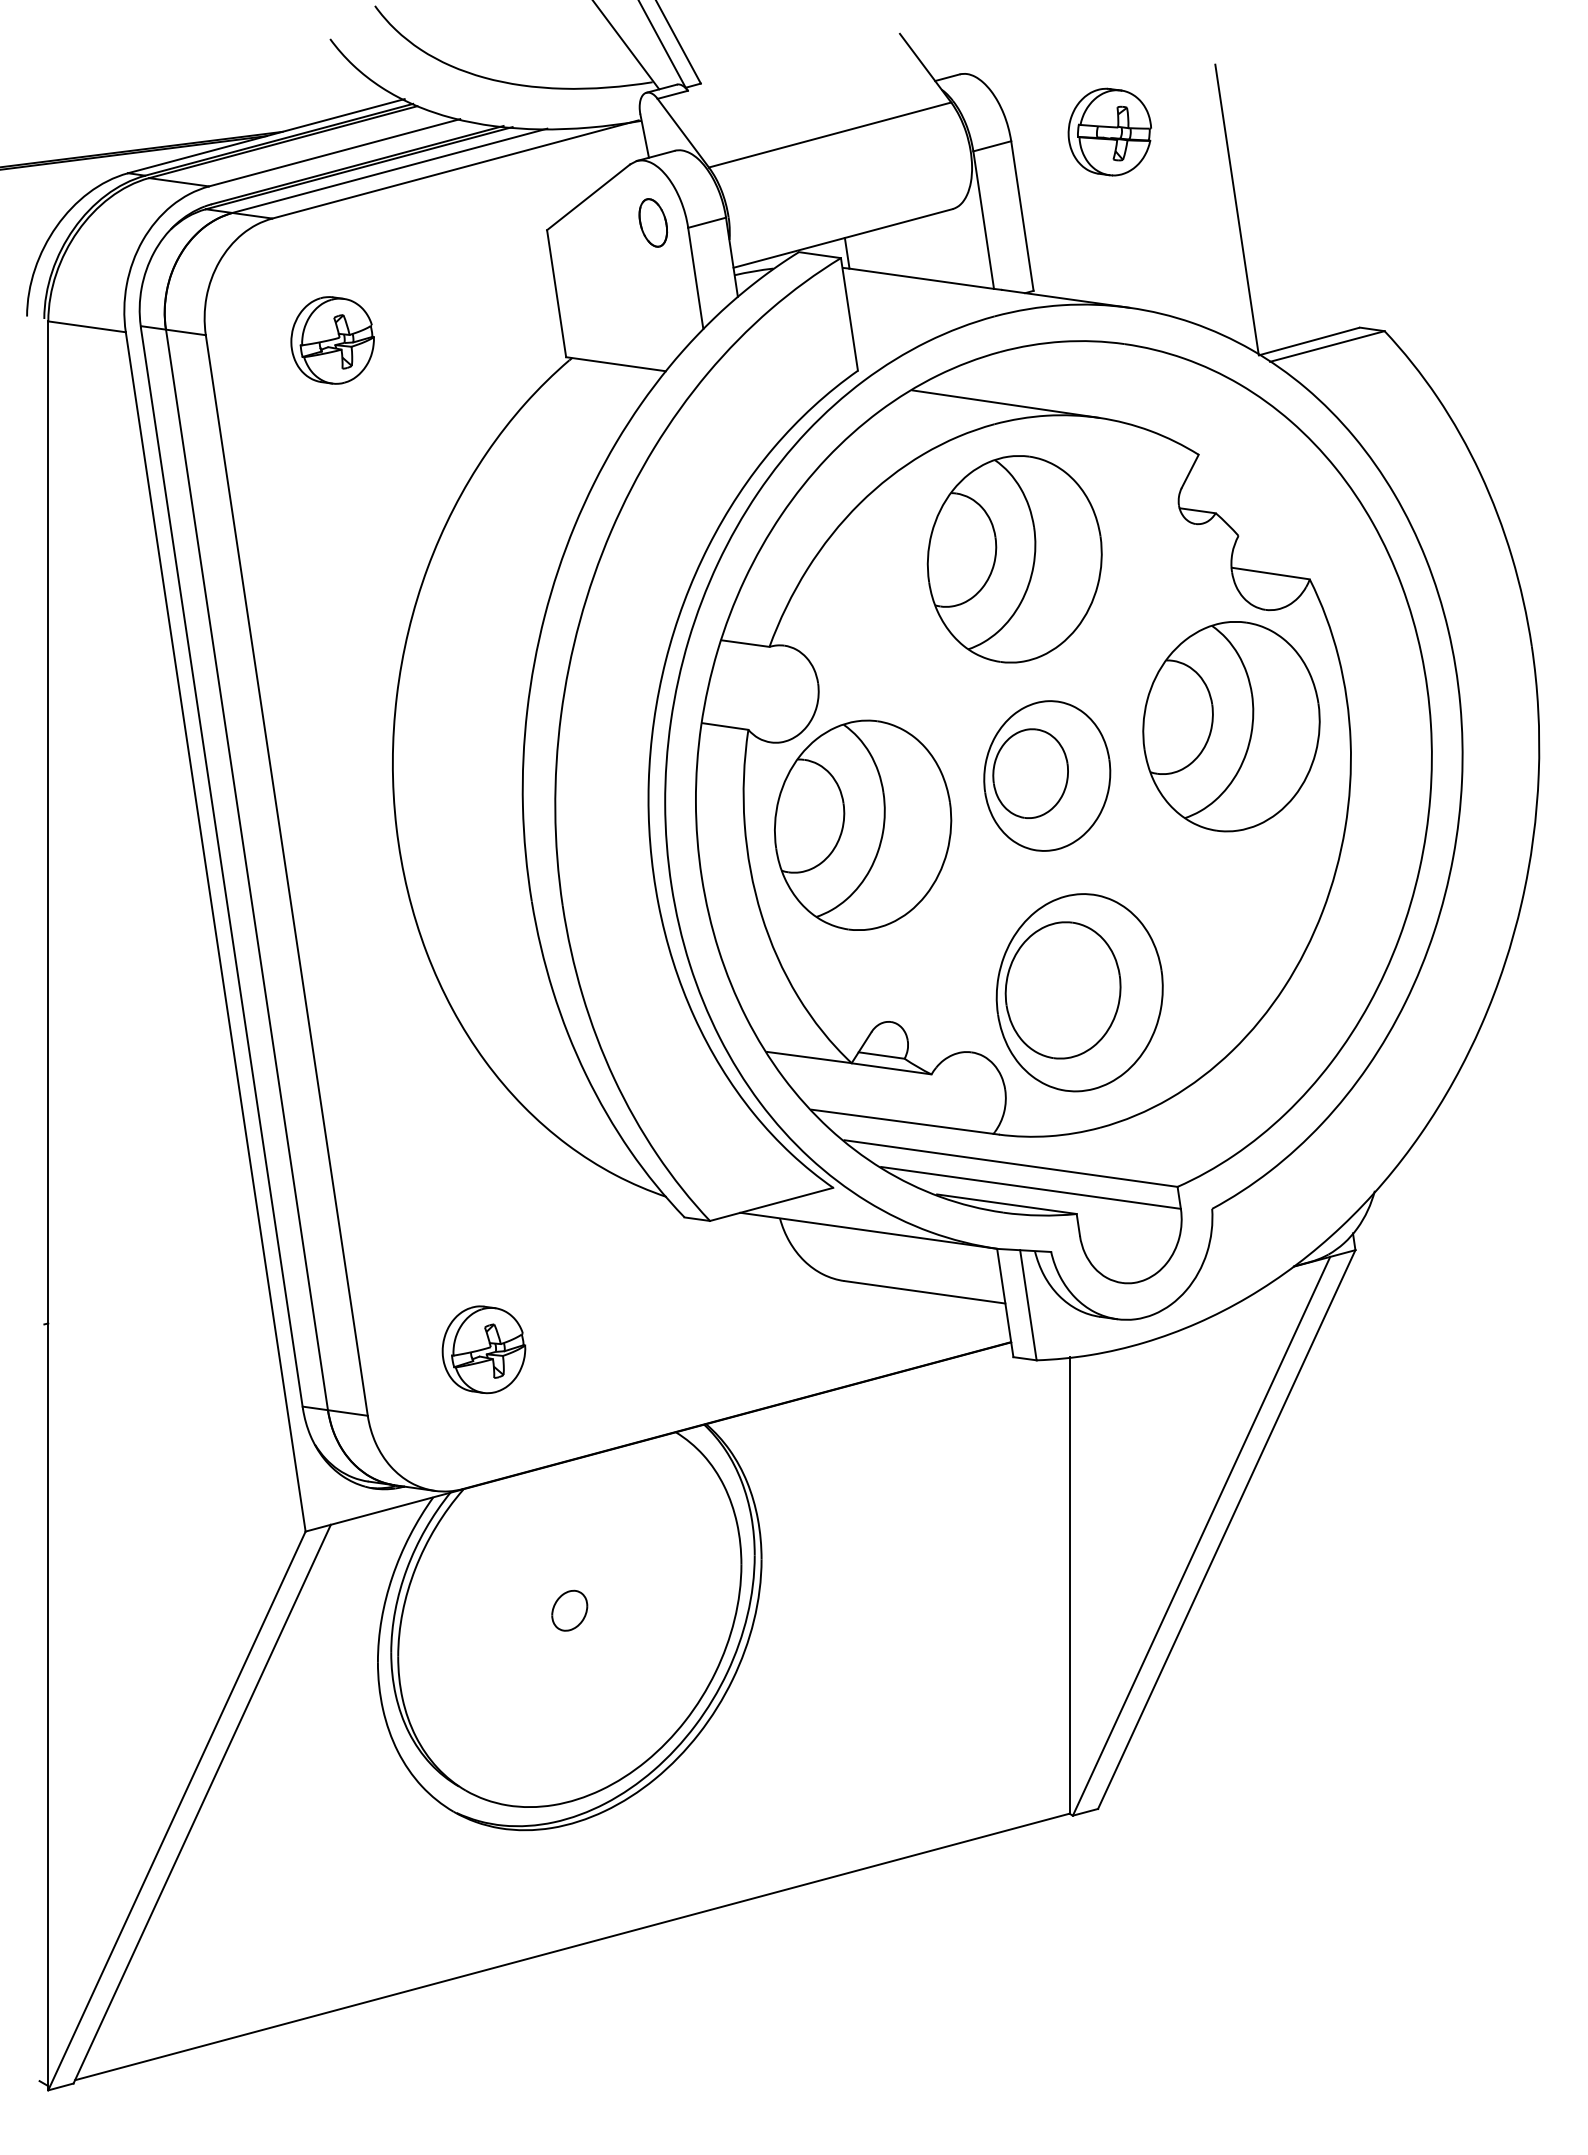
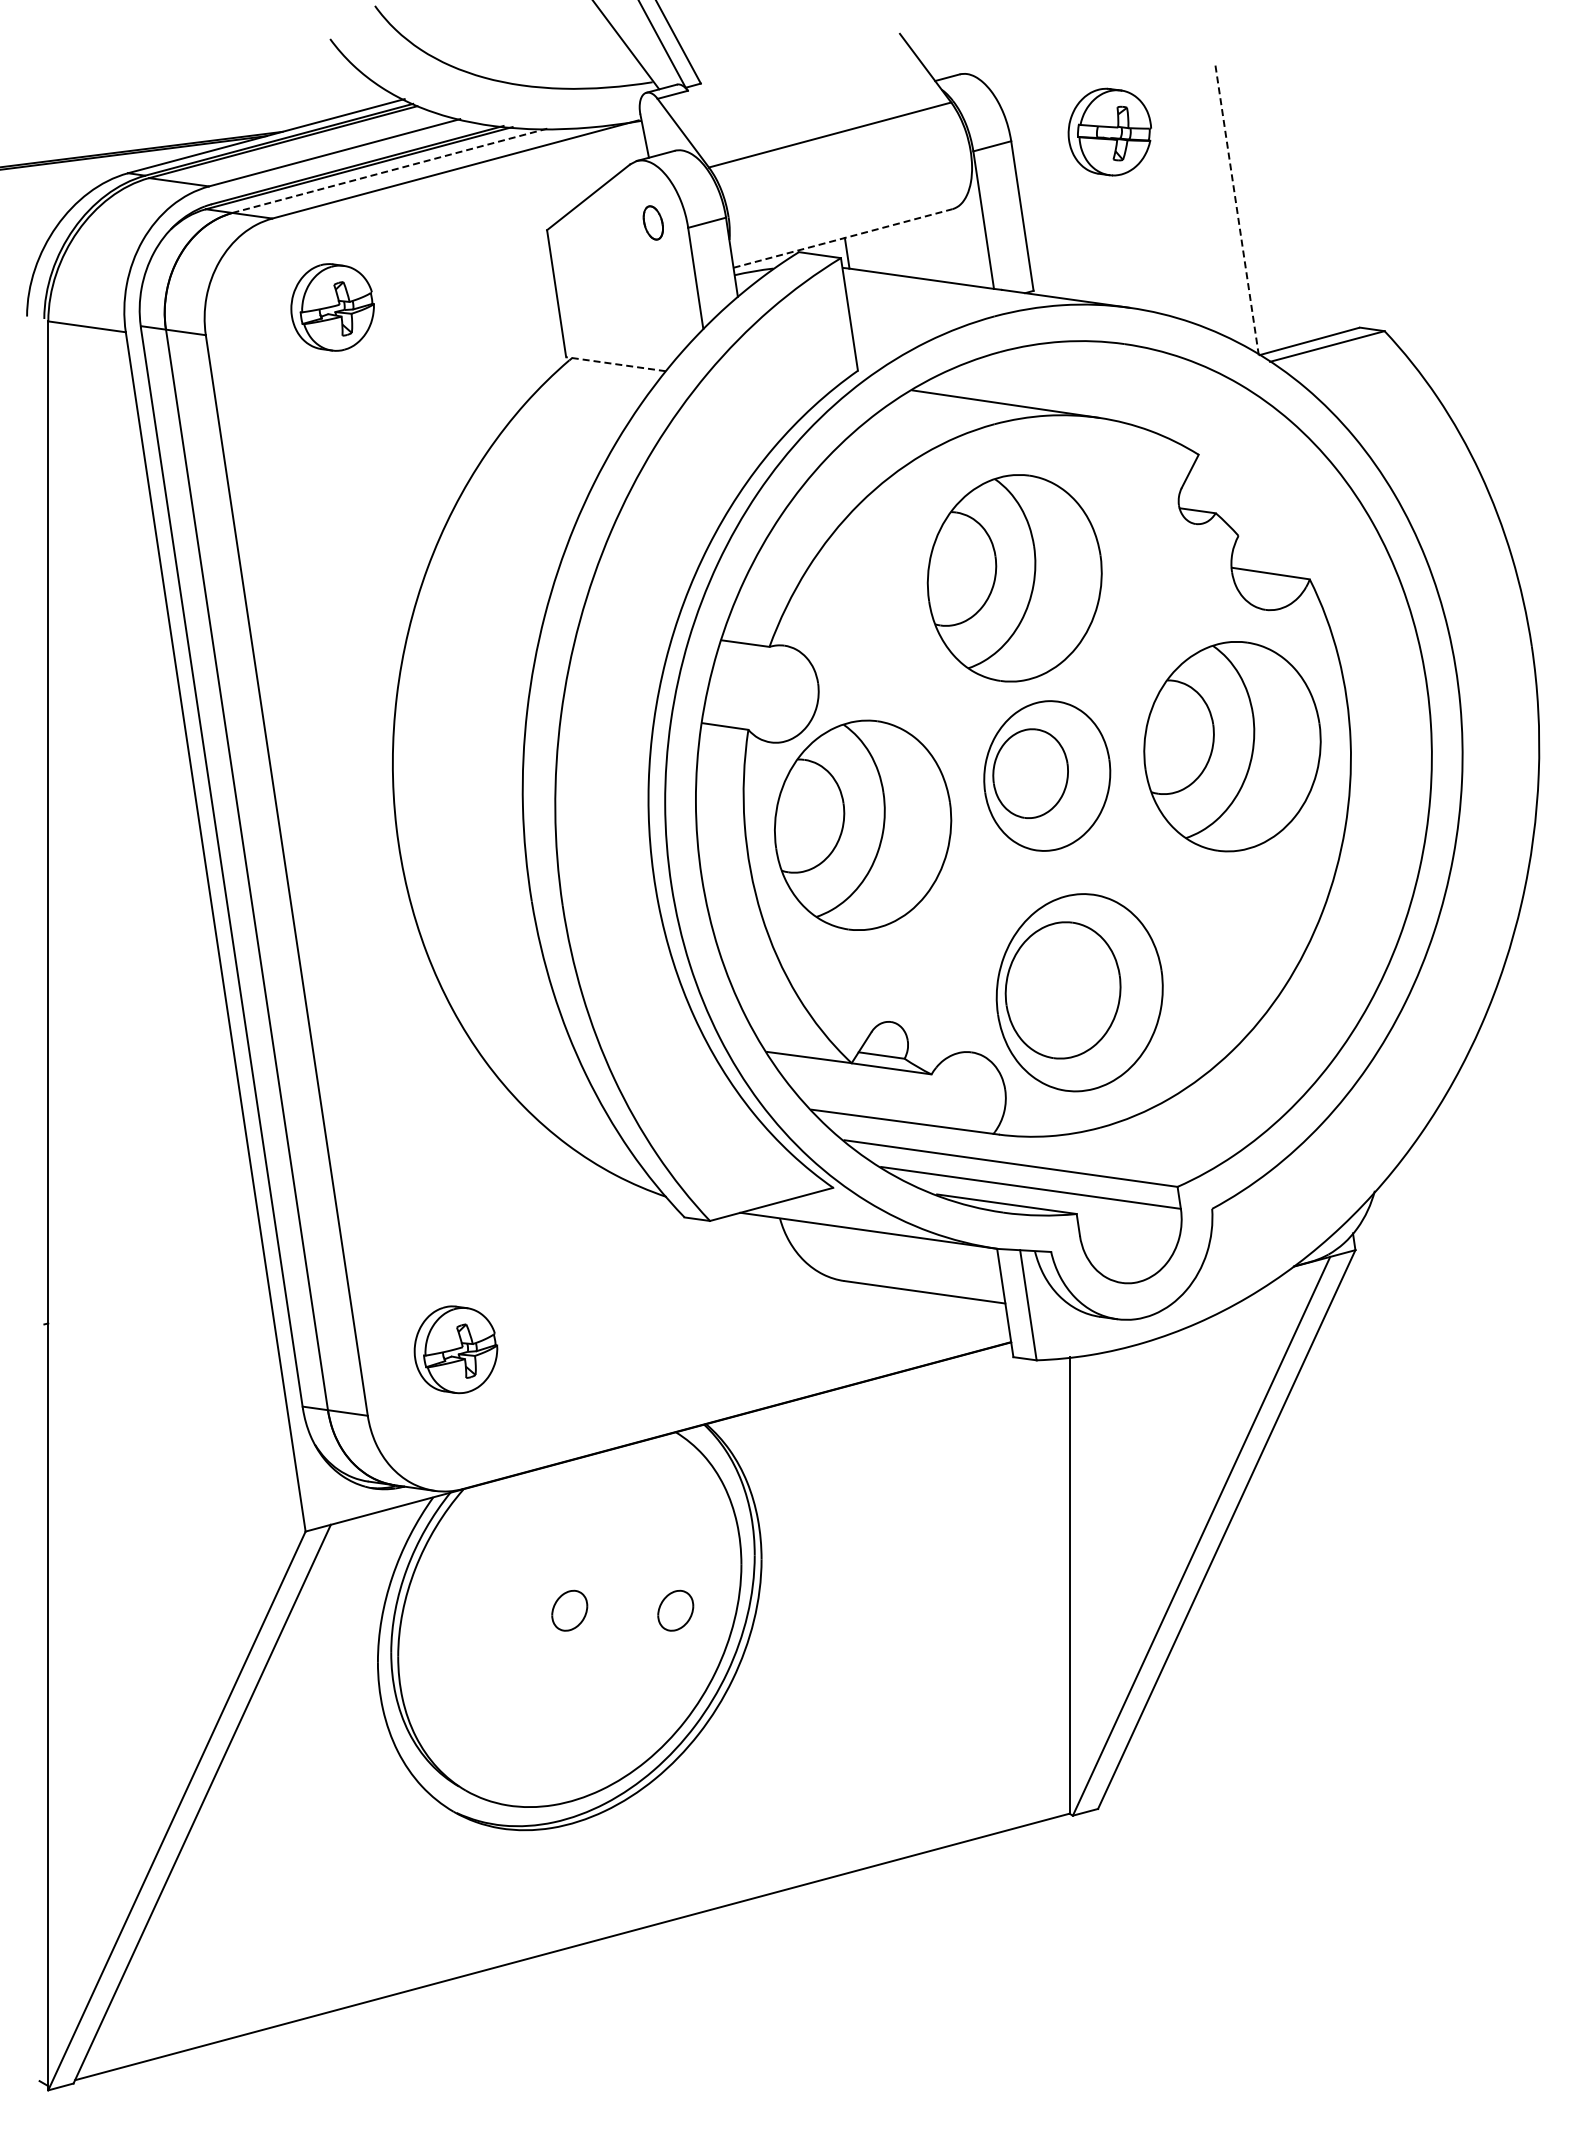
line: solid -> dashed (389, 170)
line: solid -> dashed (1237, 210)
part size: 31x50 px -> 22x36 px (652, 222)
line: solid -> dashed (843, 238)
part position: (332, 340) -> (332, 307) (332, 307)
line: solid -> dashed (615, 364)
part position: (1014, 559) -> (1014, 578) (1014, 578)
part position: (1231, 726) -> (1232, 746) (1232, 746)
part position: (483, 1349) -> (455, 1349) (455, 1349)
part: none -> present (675, 1610)
